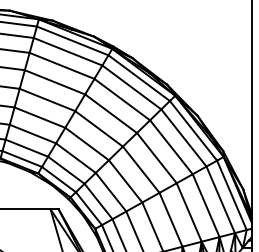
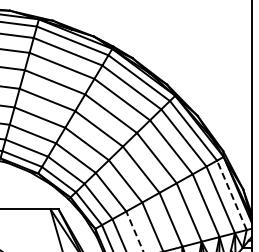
line: solid -> dashed (231, 195)
line: solid -> dashed (134, 231)
